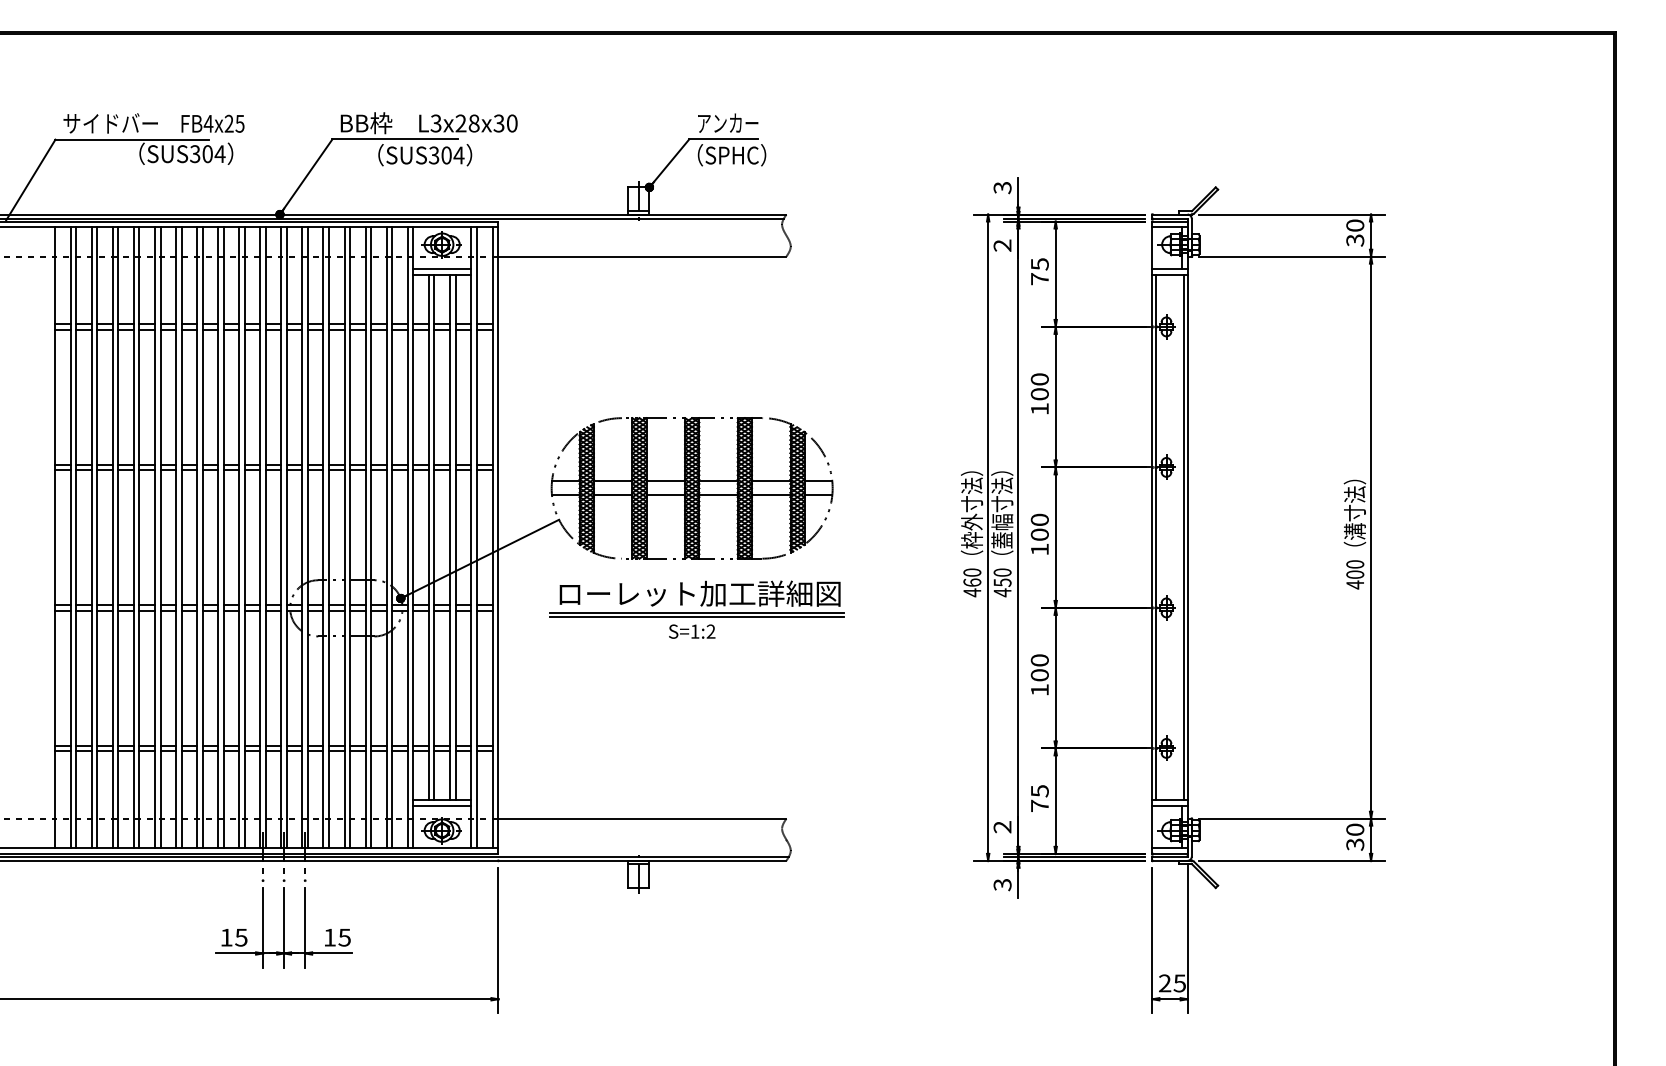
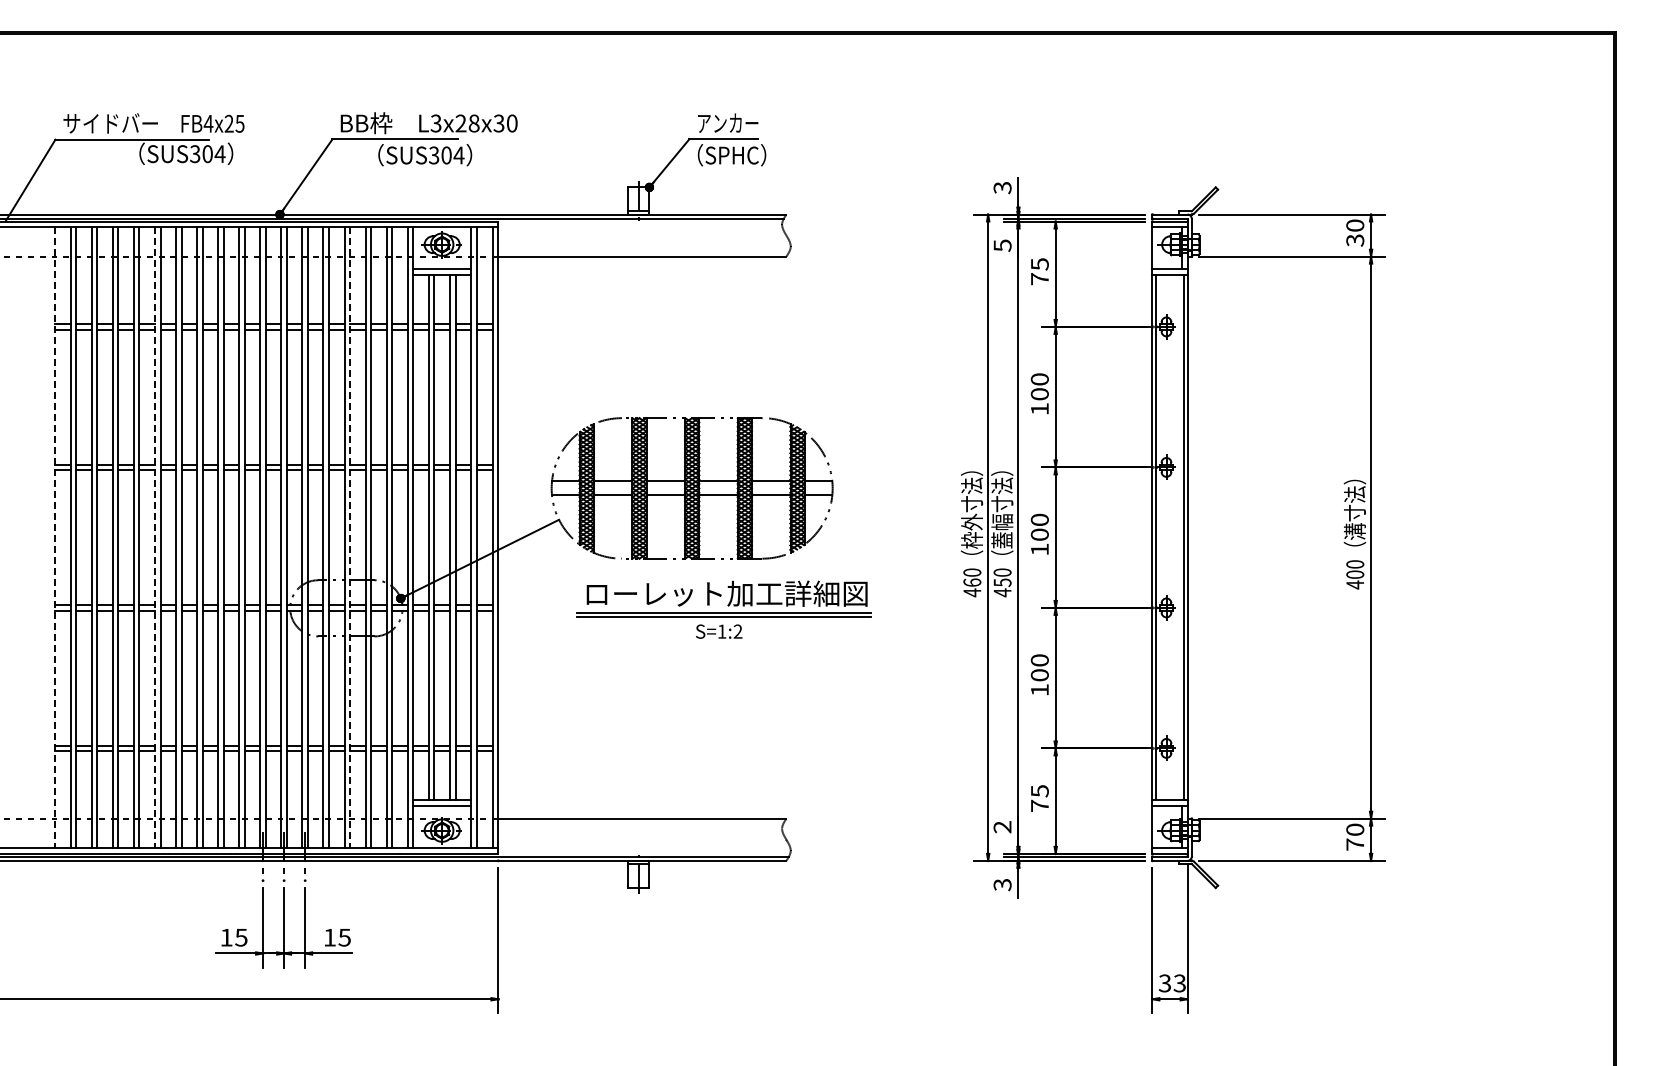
text: 2 -> 5 (1002, 245)
line: solid -> dashed (55, 537)
line: solid -> dashed (154, 537)
line: solid -> dashed (350, 537)
part position: (696, 609) -> (723, 609) (723, 609)
text: 30 -> 70 (1355, 844)
text: 25 -> 33 (1171, 983)
